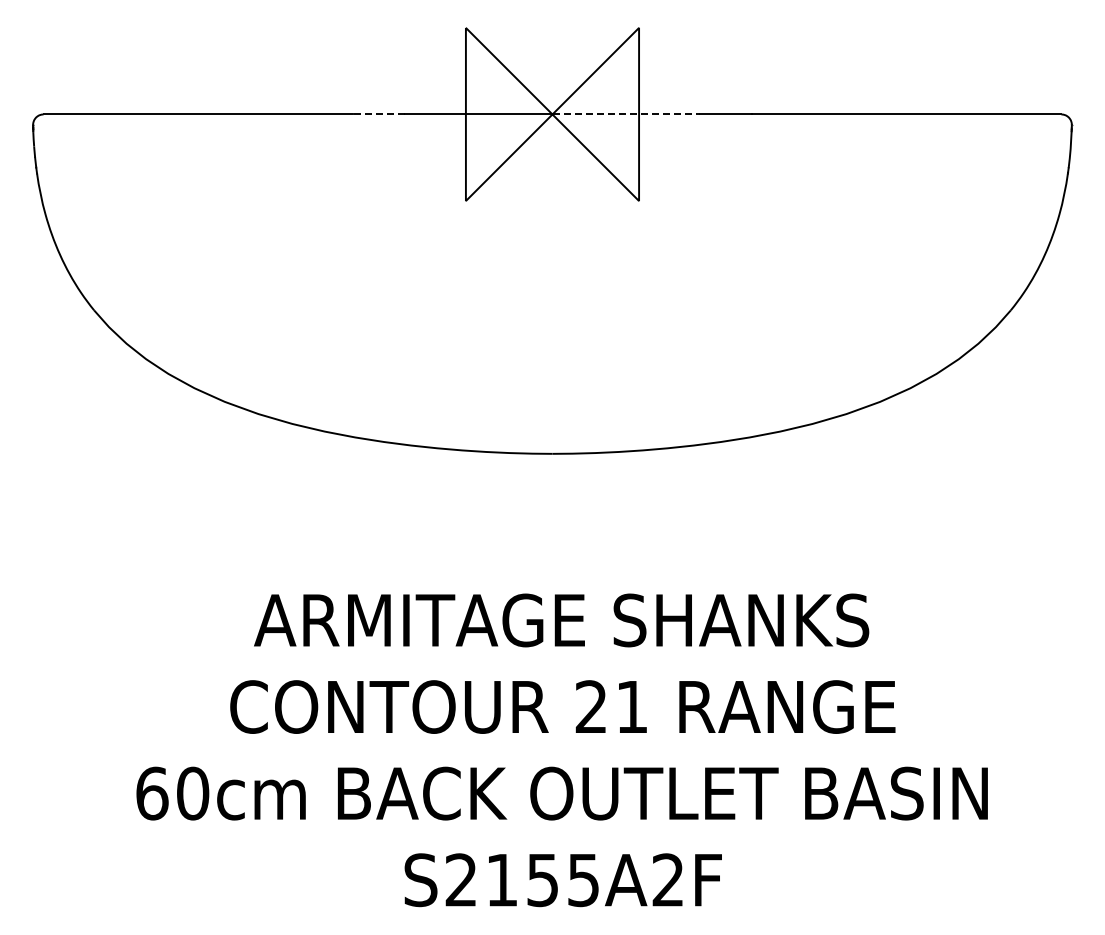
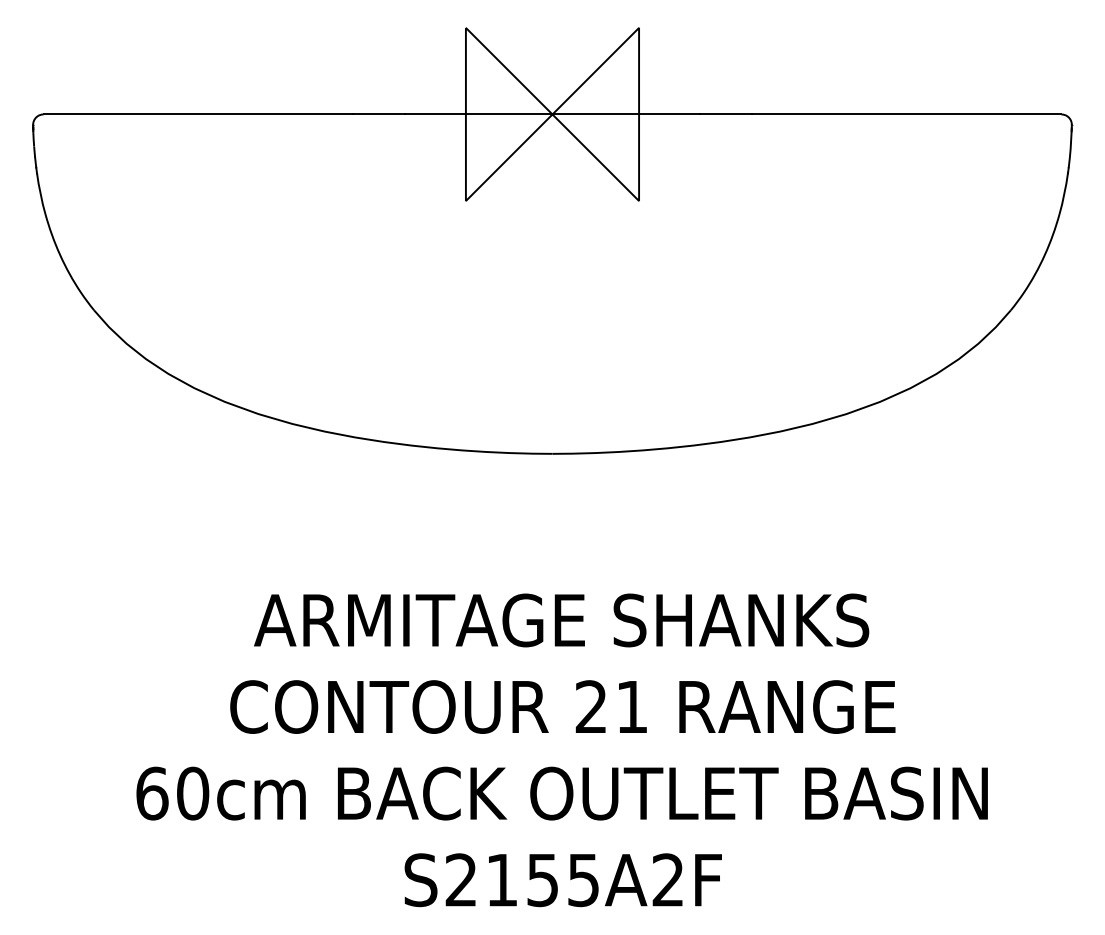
line: dashed -> solid (379, 114)
line: dashed -> solid (626, 114)
